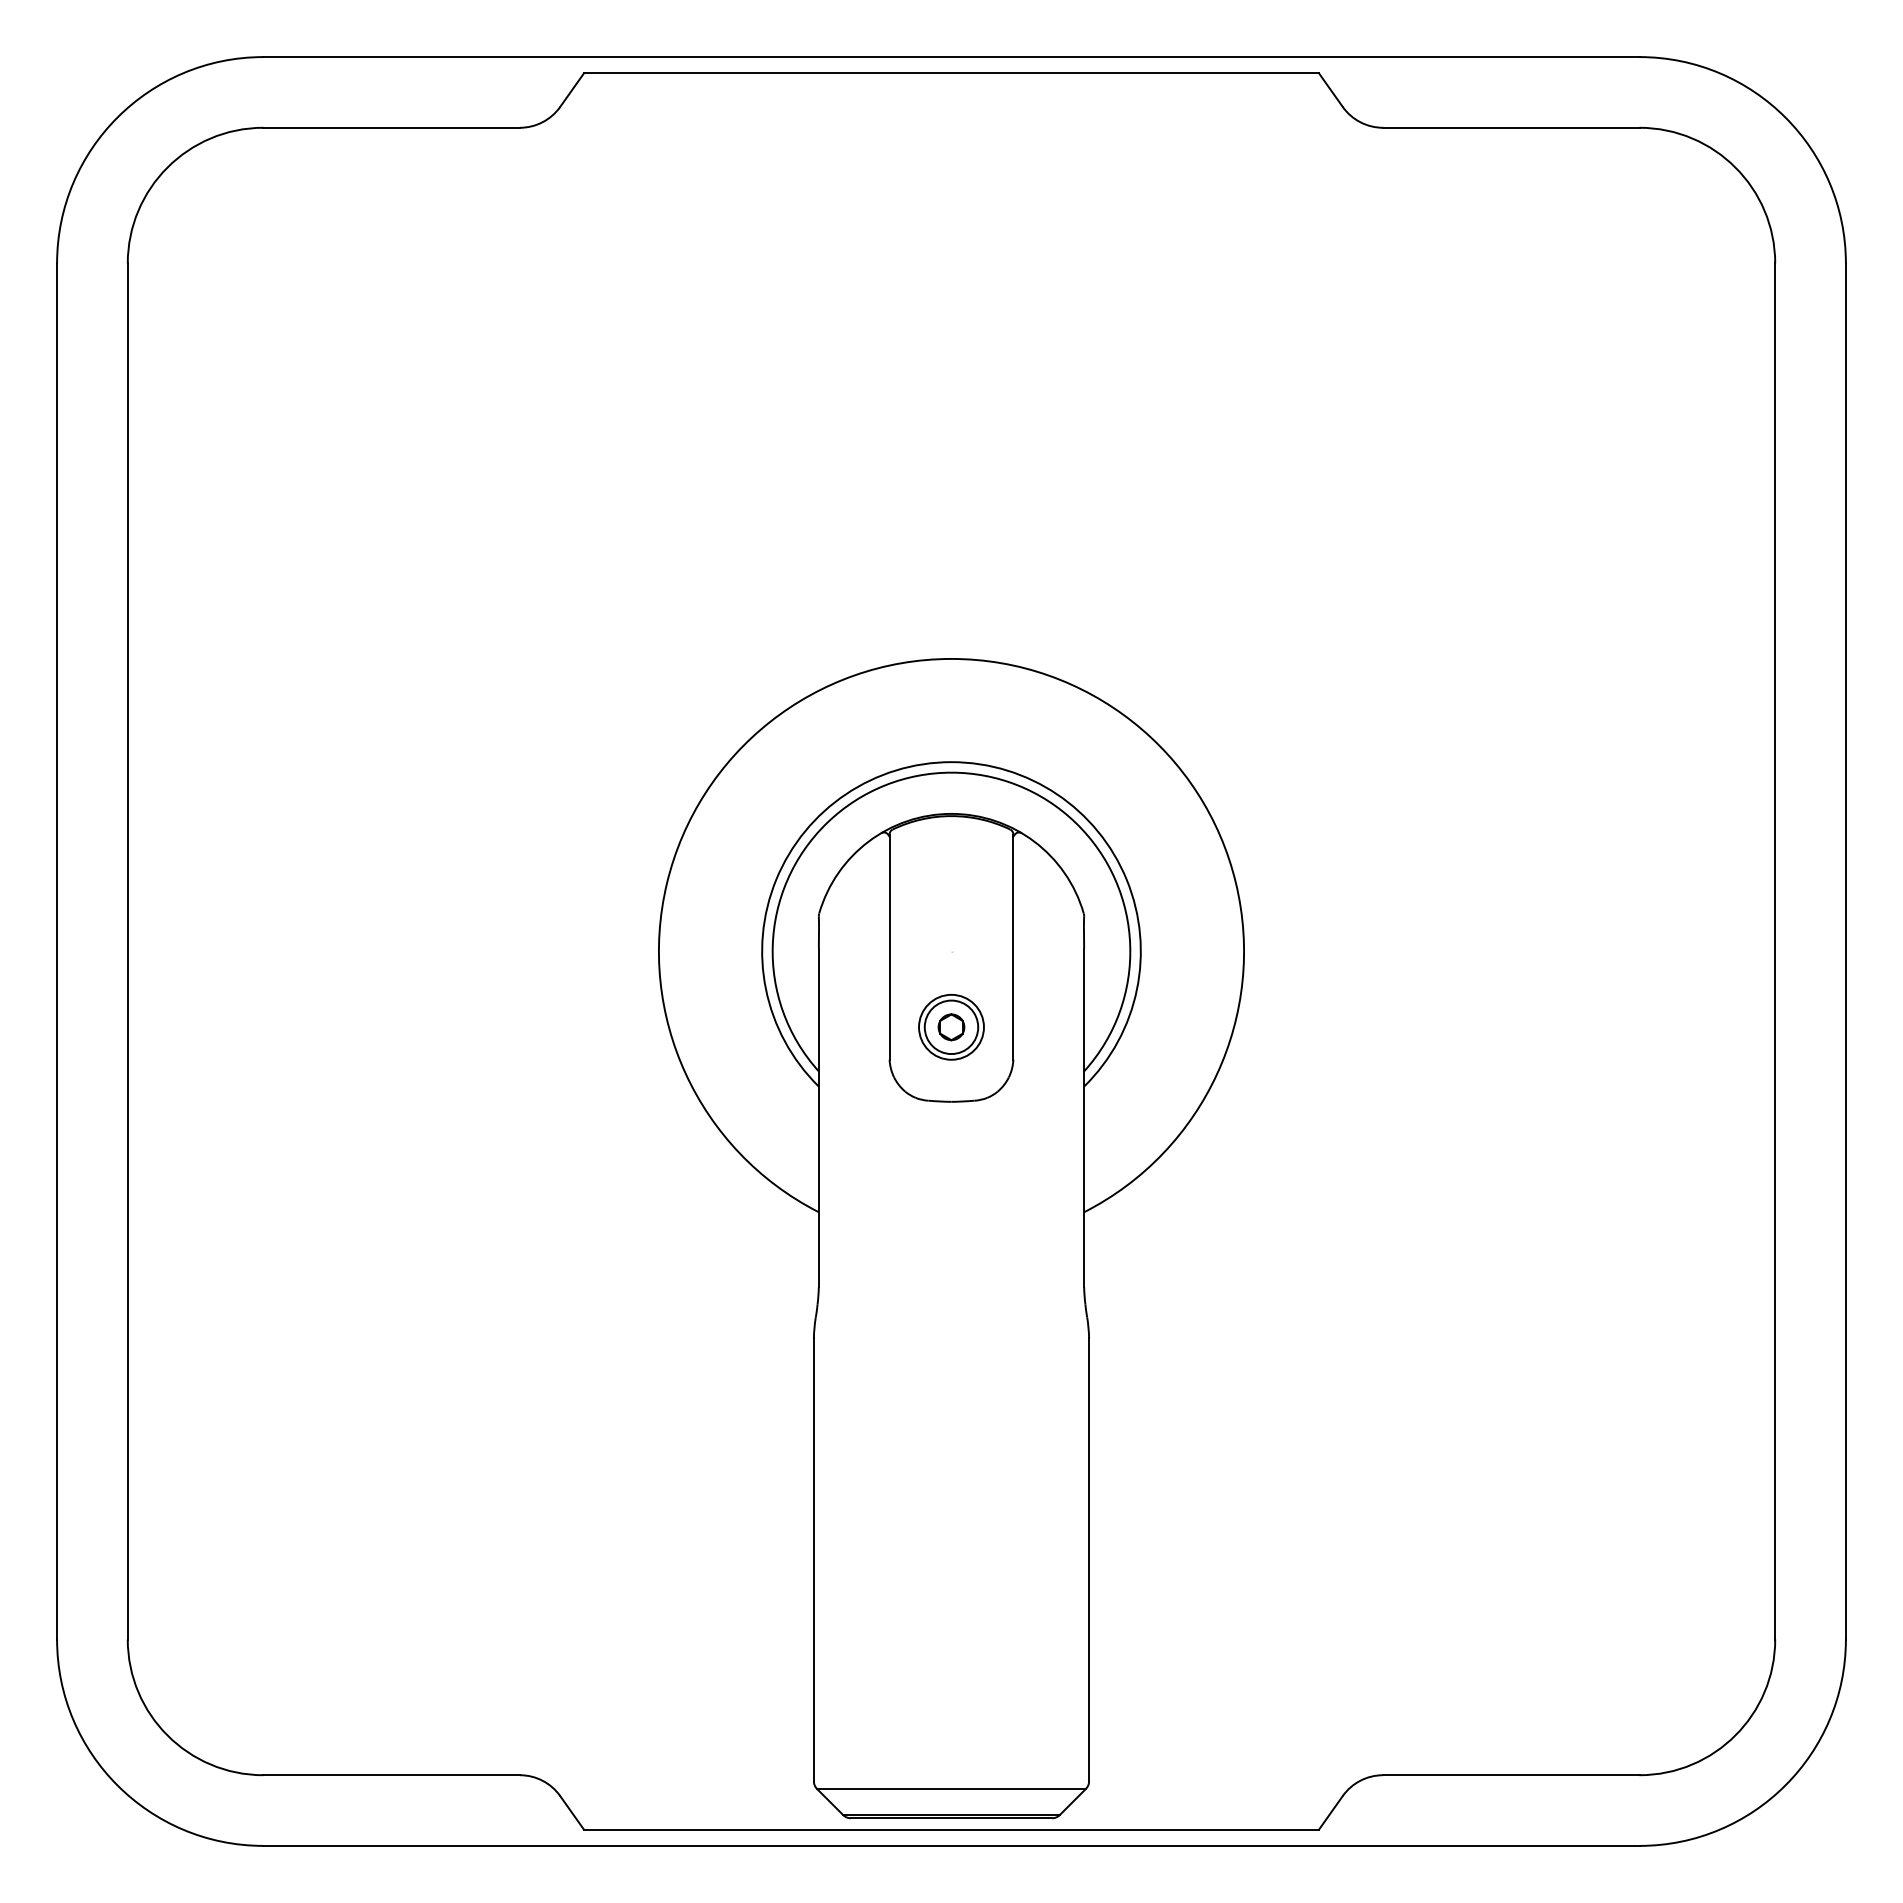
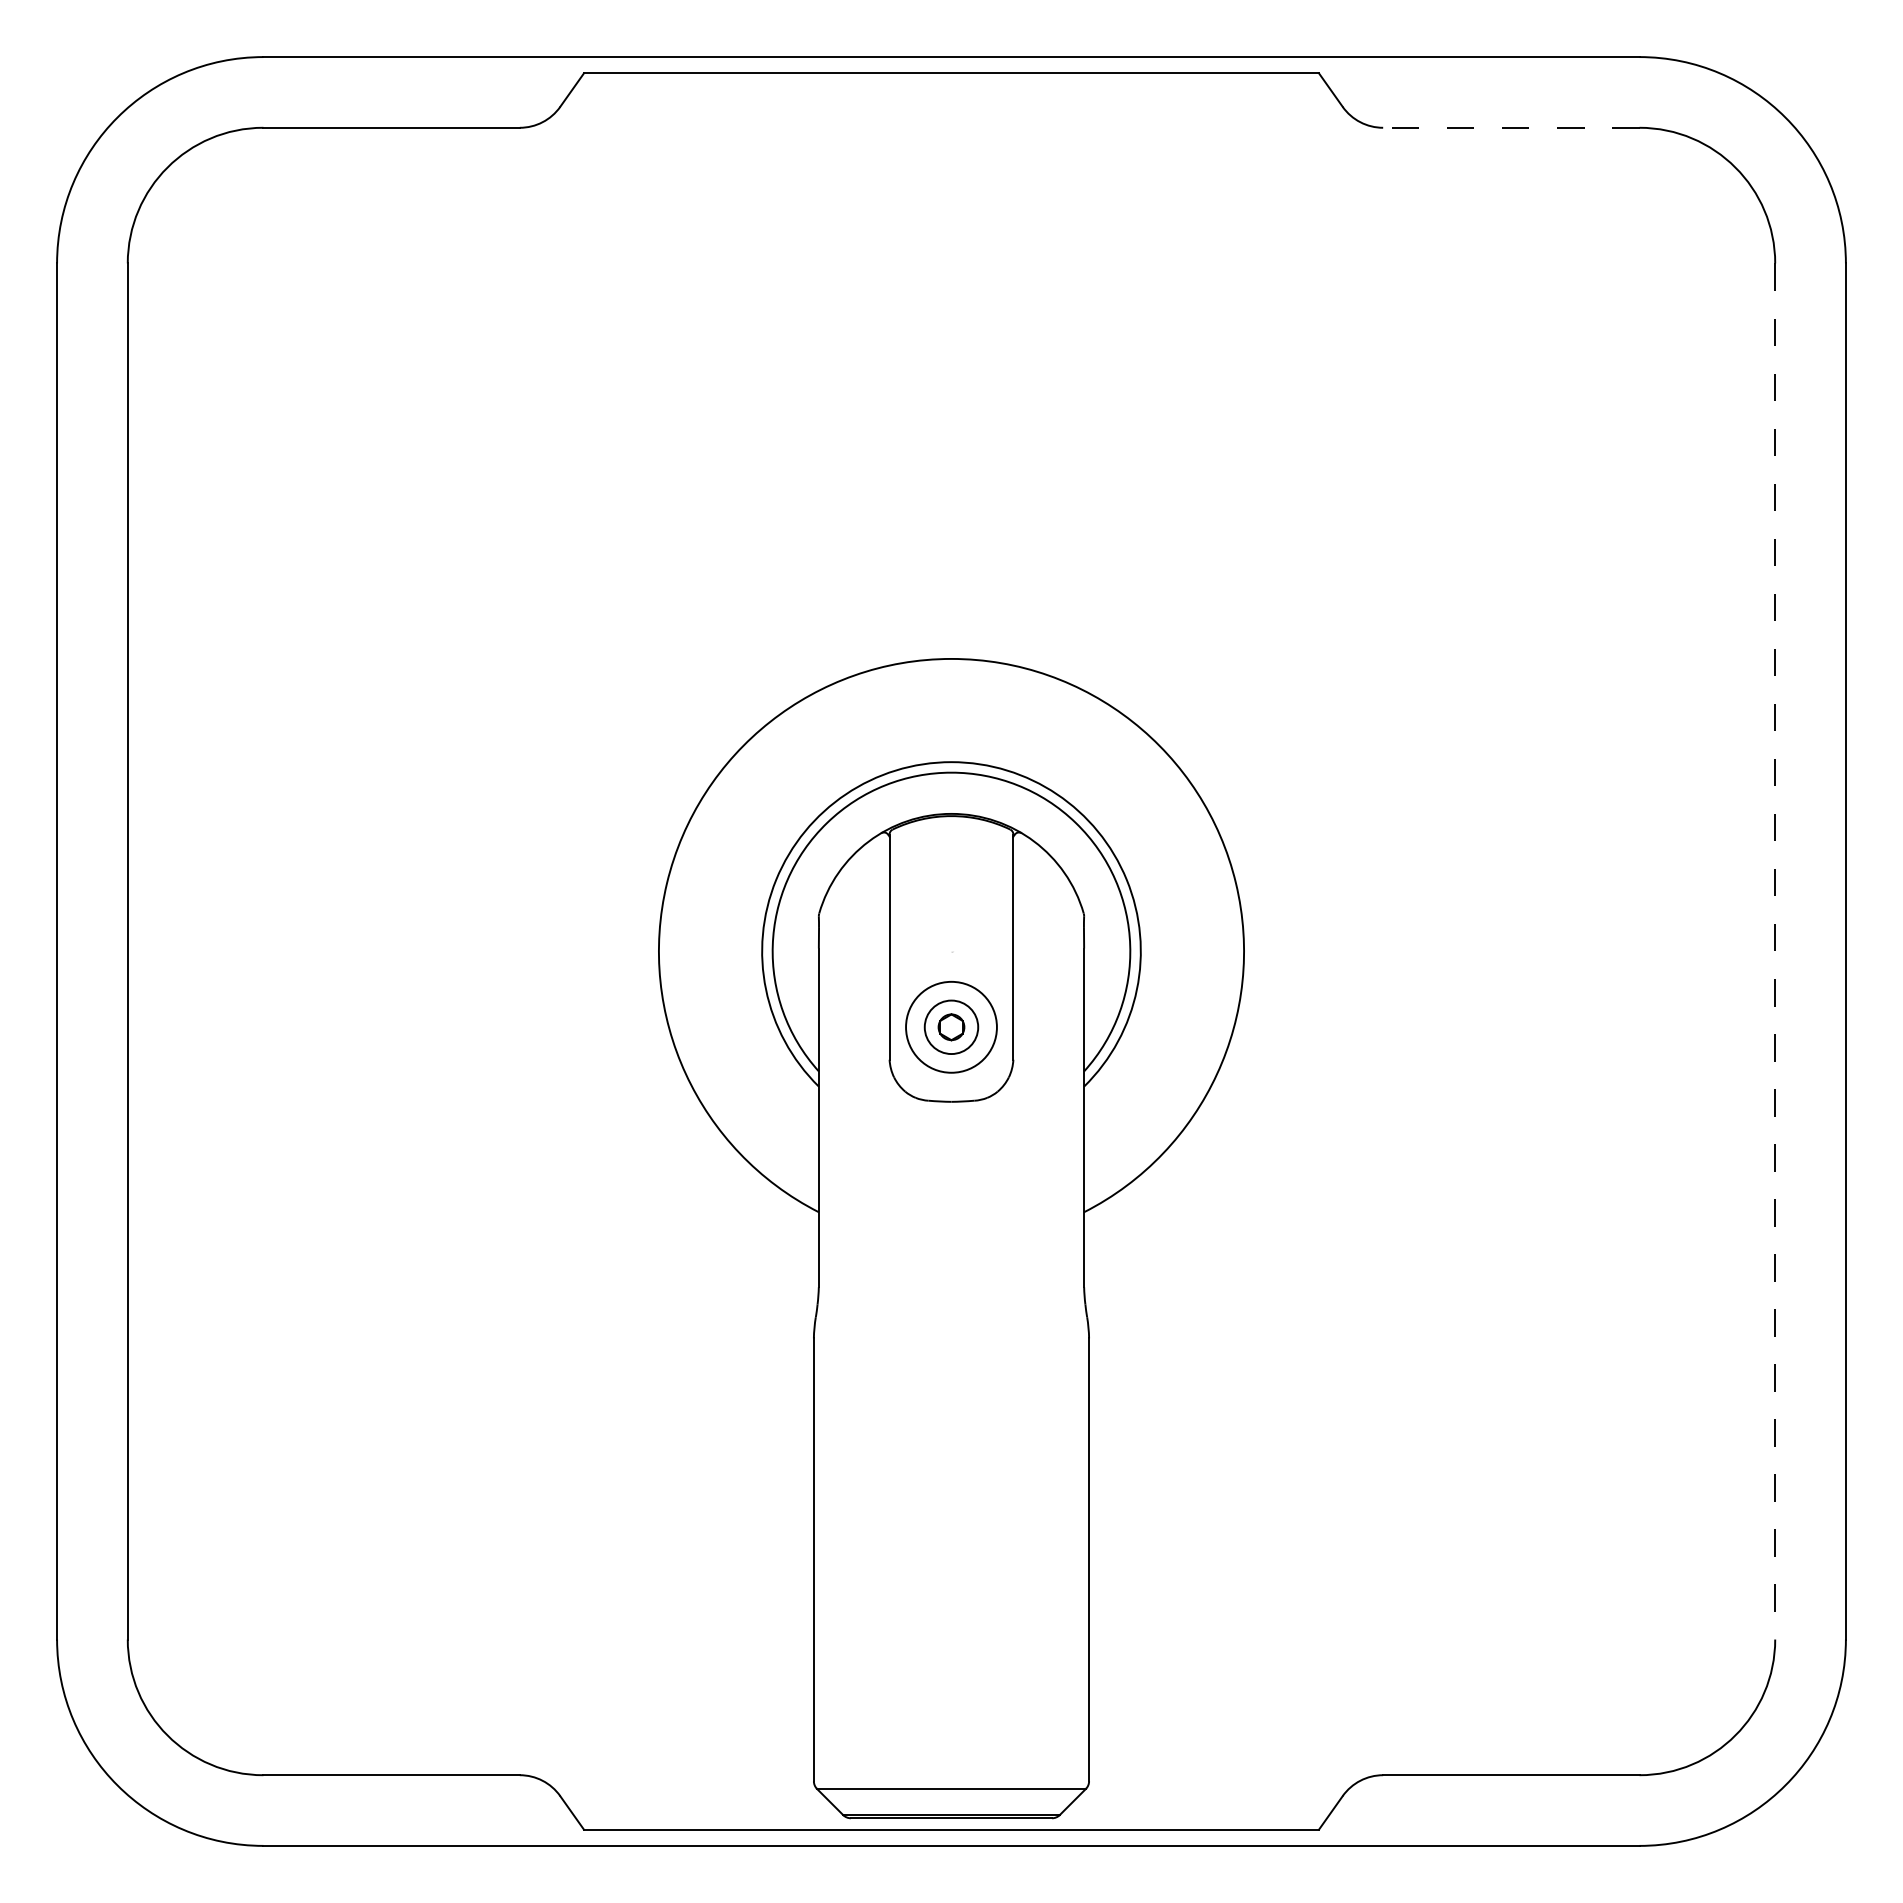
line: solid -> dashed (1510, 127)
line: solid -> dashed (1775, 952)
circle diameter: 65 px -> 91 px (951, 1026)
